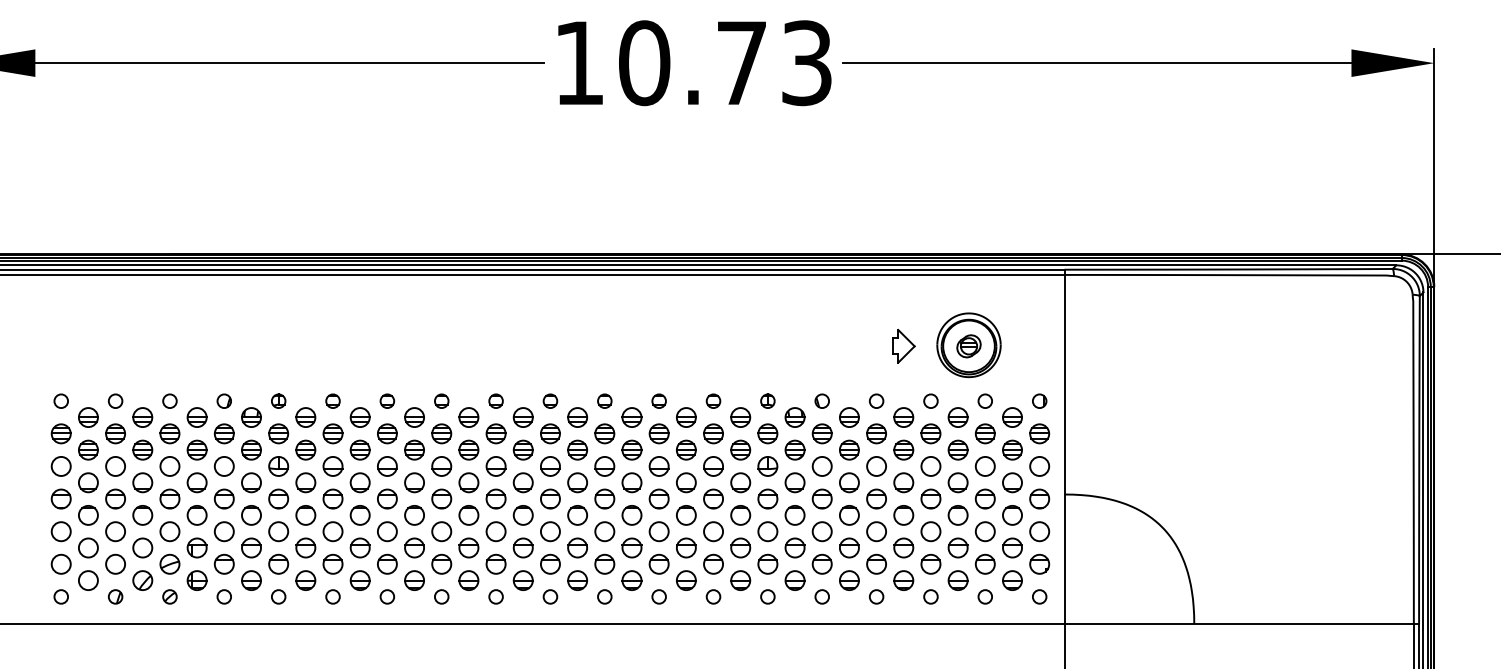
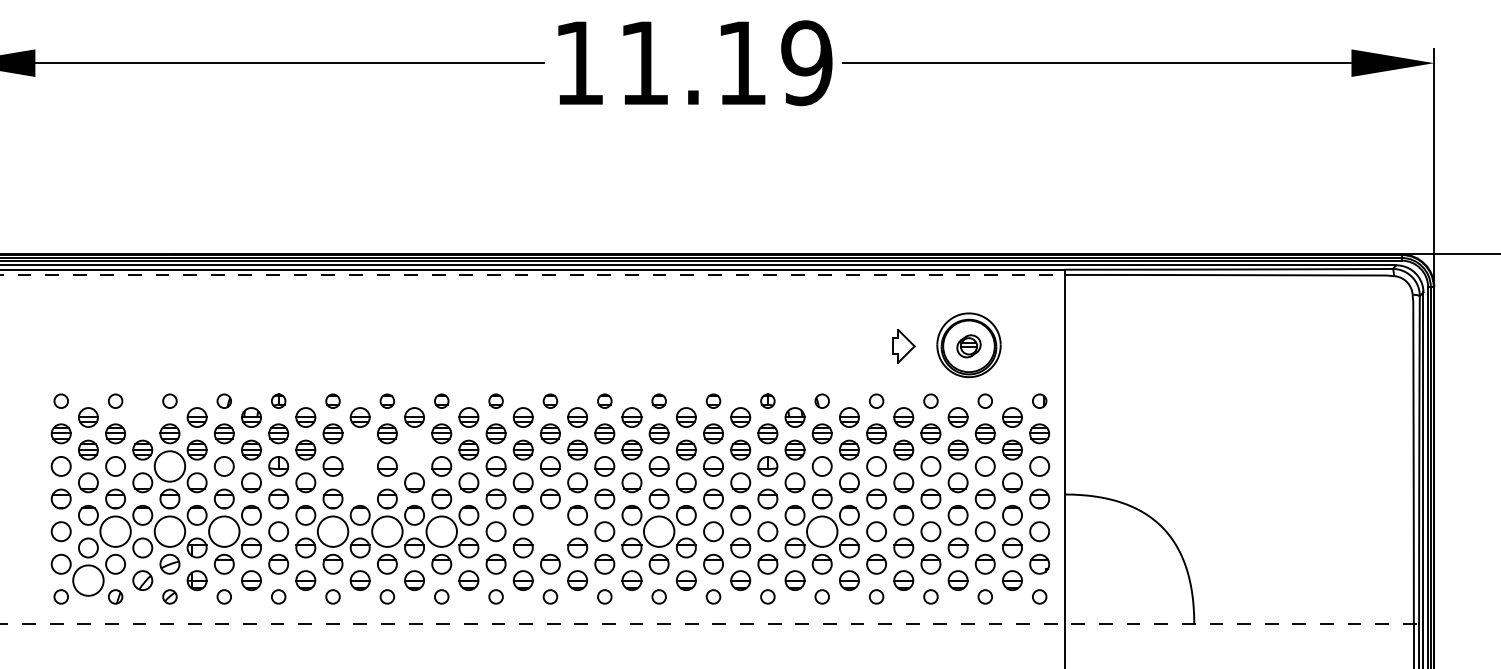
text: 10.73 -> 11.19 (725, 63)
line: solid -> dashed (532, 274)
part: present -> none (142, 417)
part: present -> none (359, 449)
part: present -> none (414, 449)
circle diameter: 19 px -> 30 px (169, 466)
part: present -> none (359, 482)
circle diameter: 19 px -> 30 px (115, 531)
circle diameter: 19 px -> 30 px (169, 531)
circle diameter: 19 px -> 30 px (224, 531)
circle diameter: 19 px -> 30 px (332, 531)
circle diameter: 19 px -> 30 px (387, 531)
circle diameter: 19 px -> 30 px (441, 531)
circle: present -> none (550, 531)
circle diameter: 19 px -> 30 px (658, 531)
circle diameter: 19 px -> 30 px (822, 531)
circle diameter: 19 px -> 30 px (88, 580)
line: solid -> dashed (710, 624)
